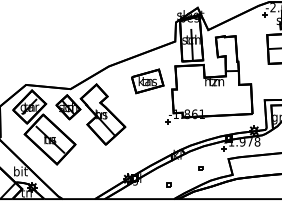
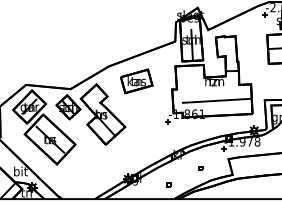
part position: (147, 81) -> (136, 81) (136, 81)
line: none -> present (216, 100)
